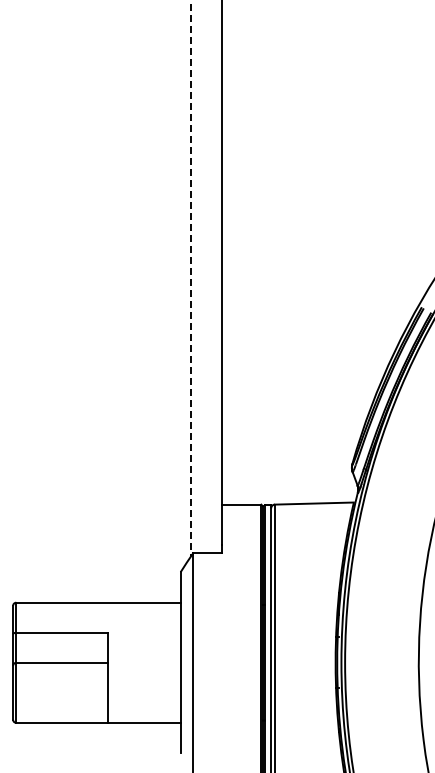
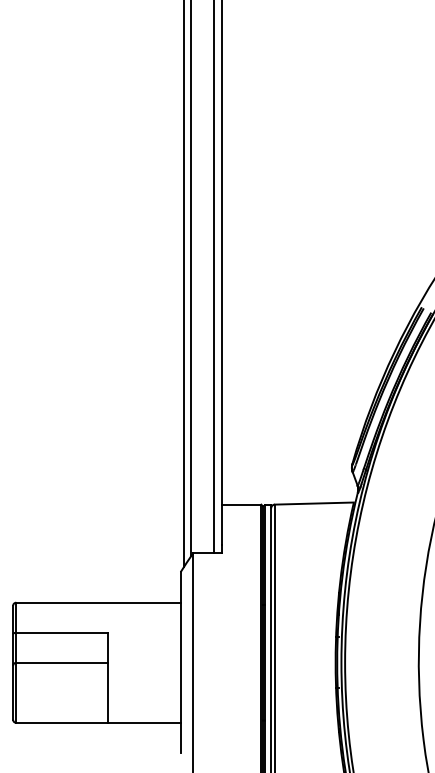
line: none -> present (214, 277)
line: dashed -> solid (191, 278)
line: none -> present (183, 284)
